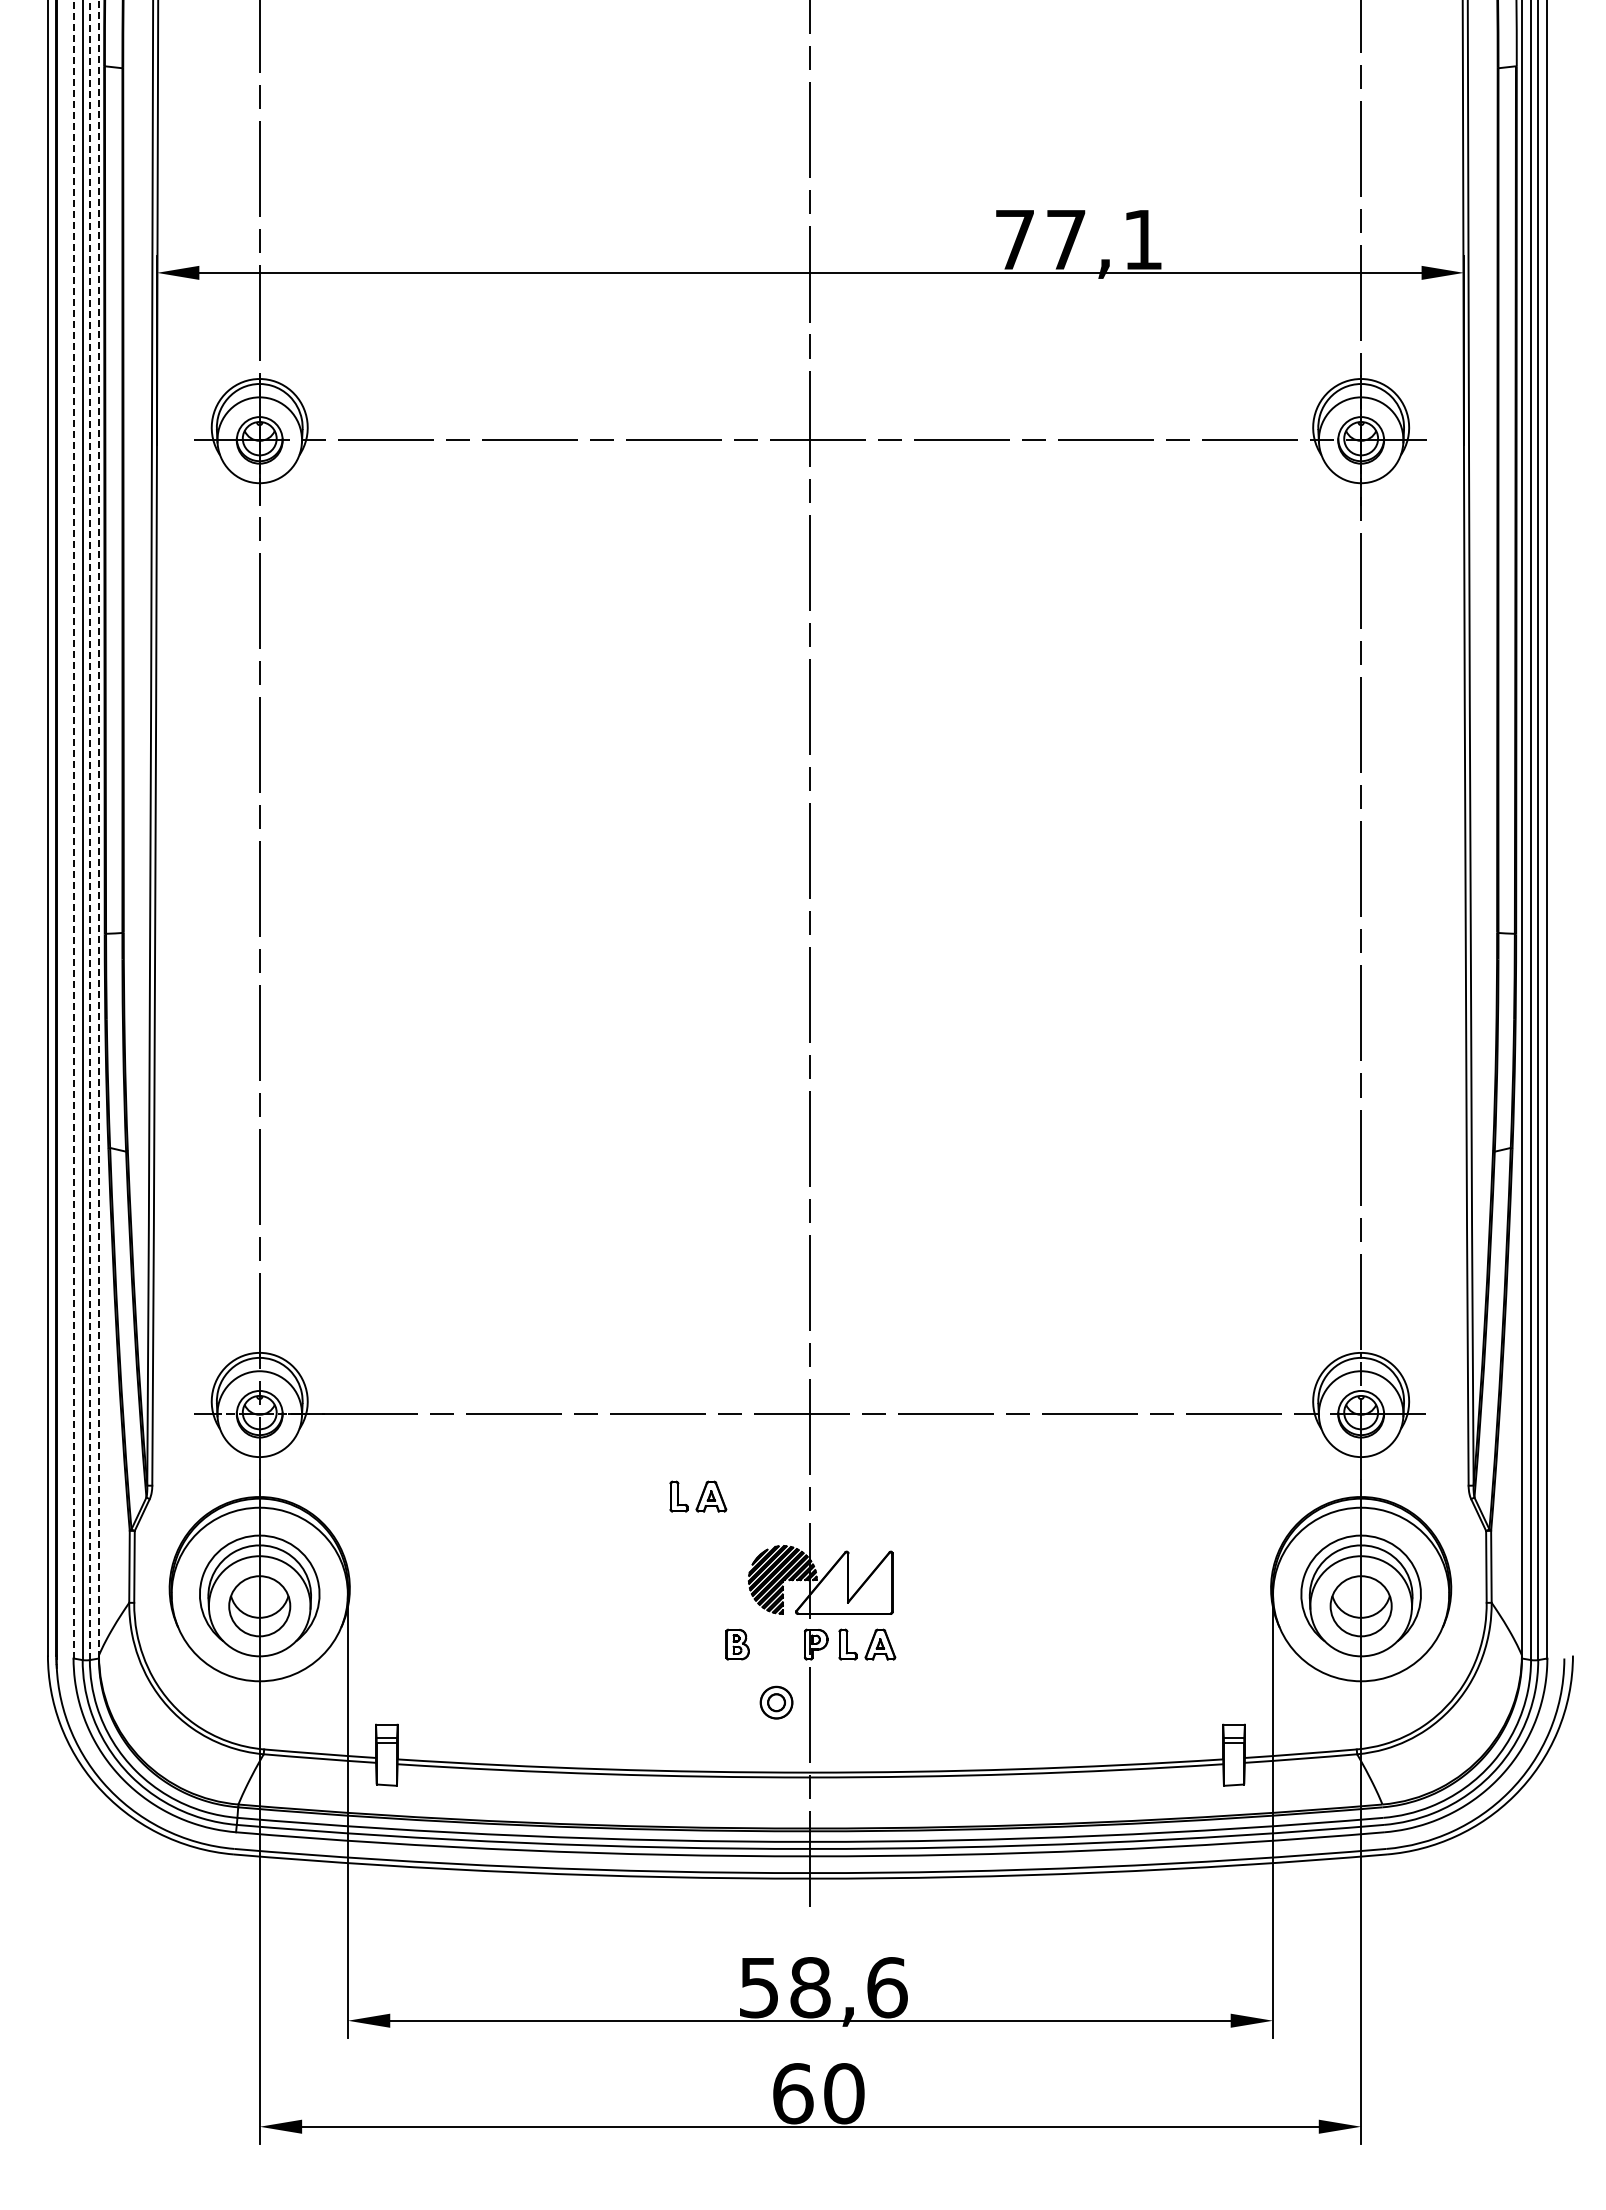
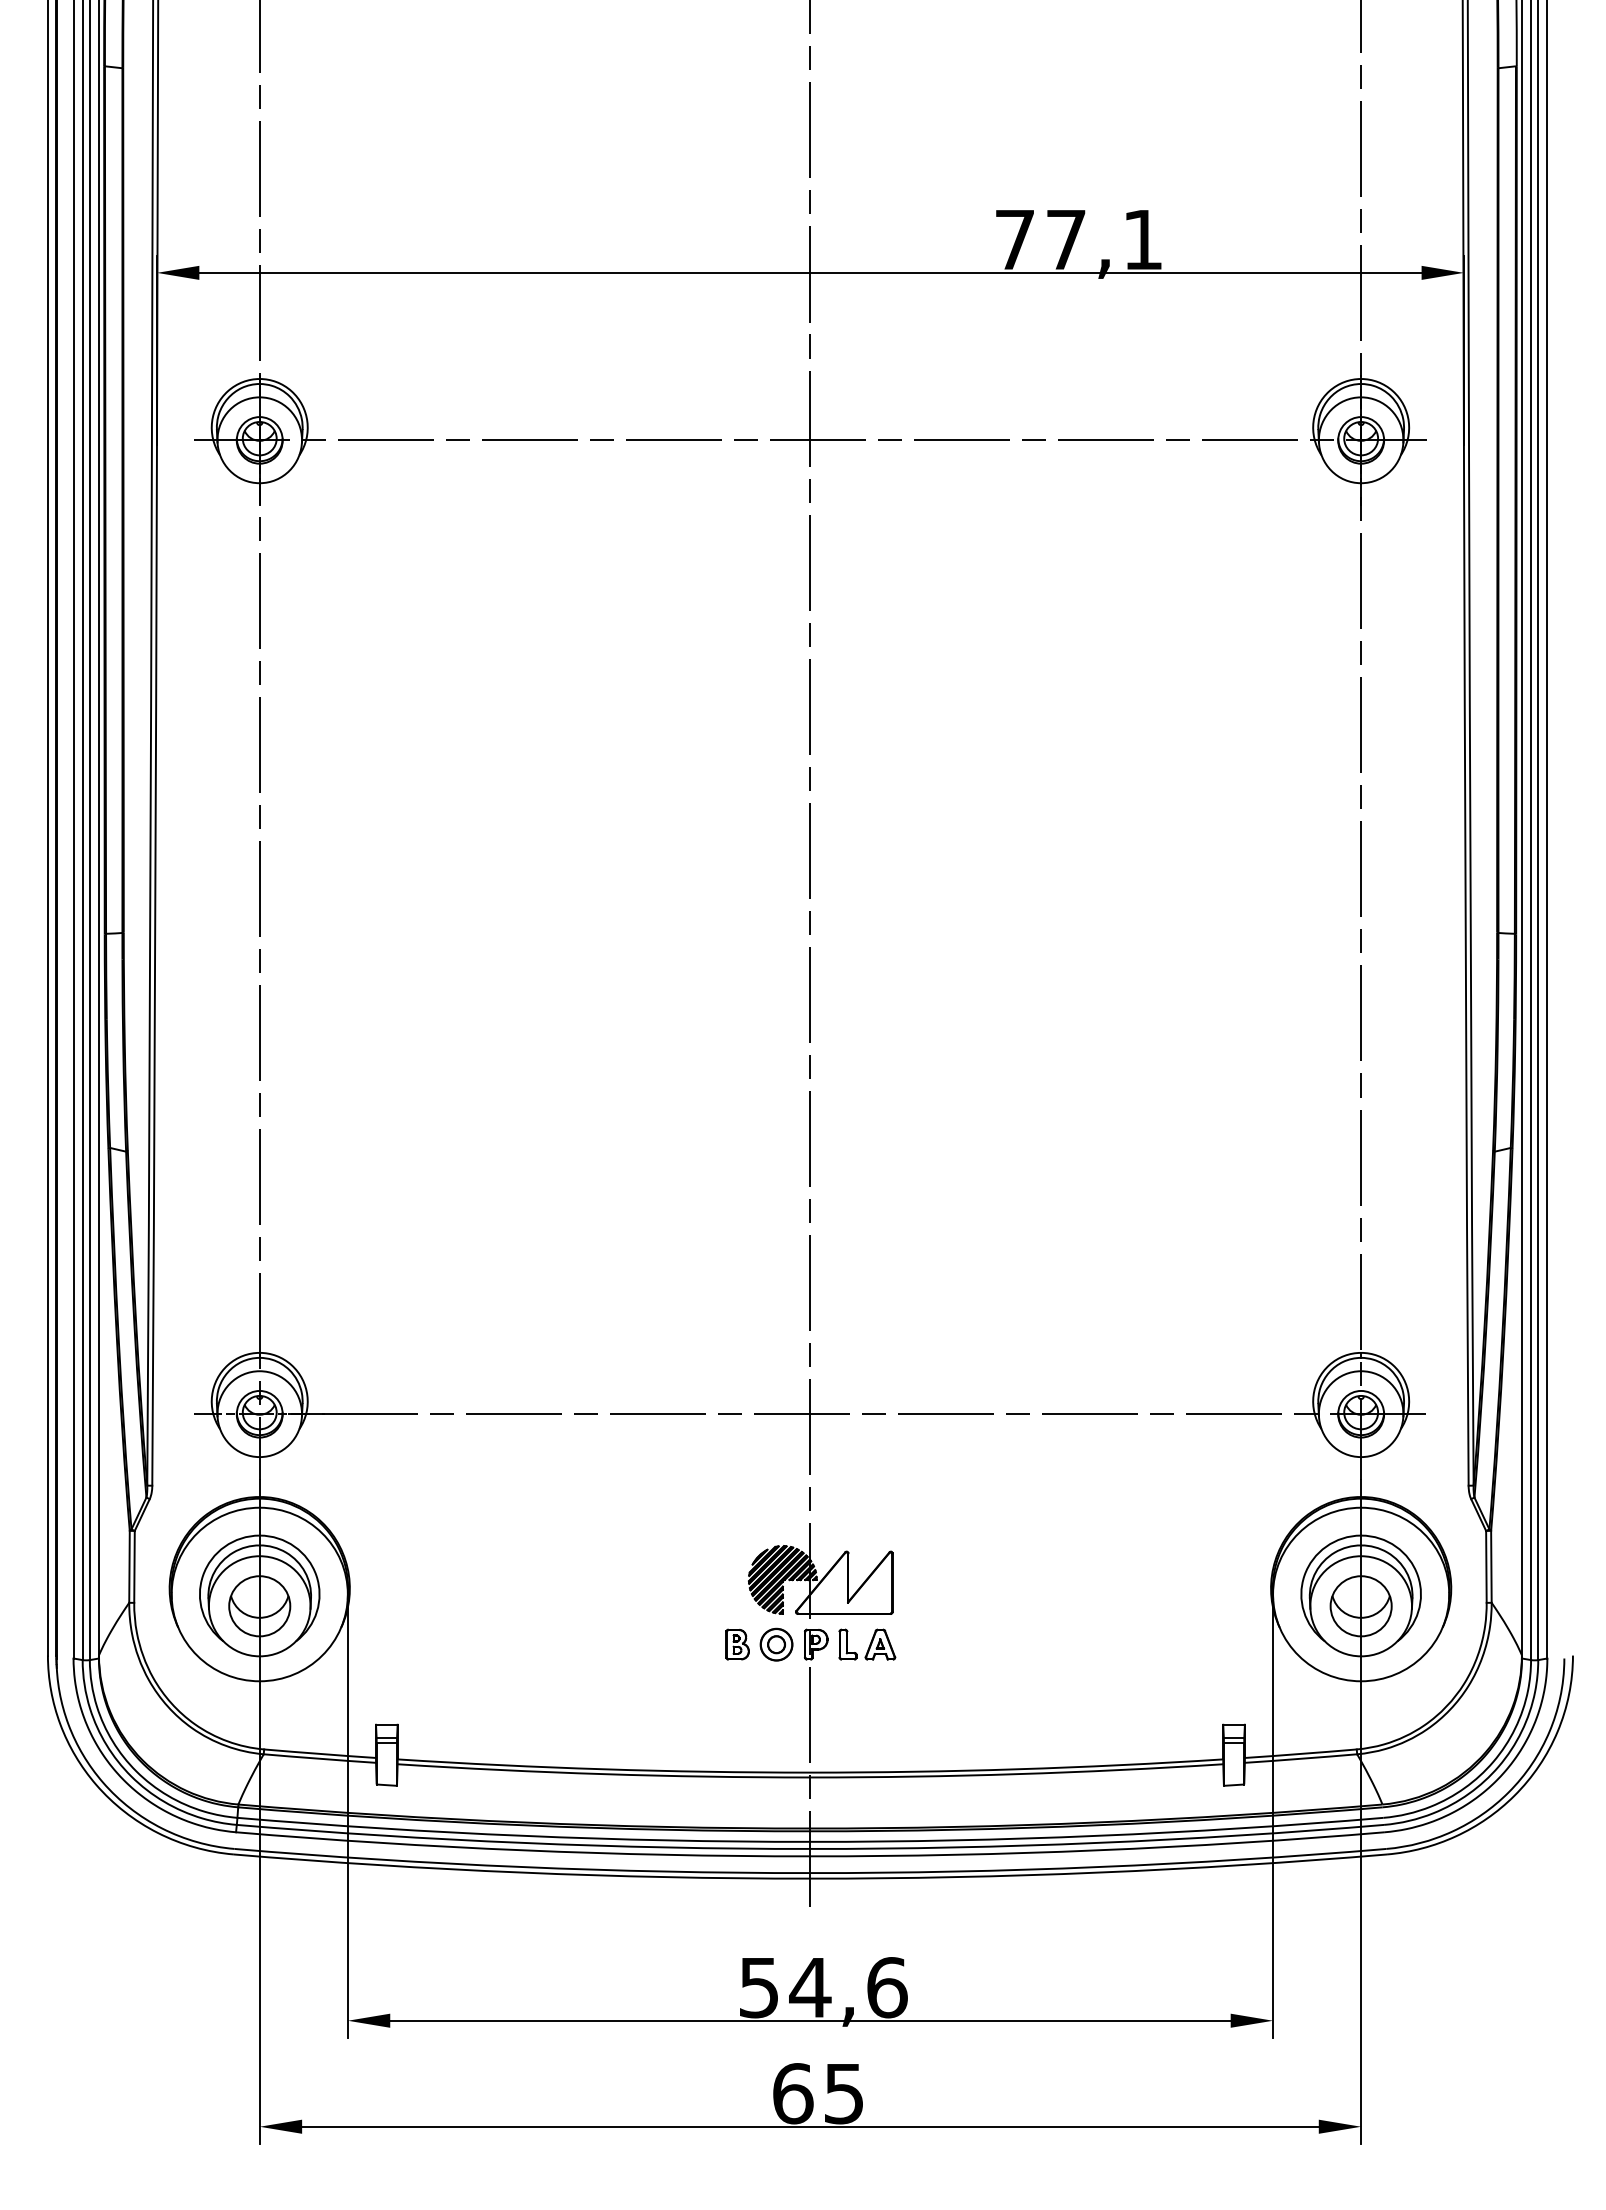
line: dashed -> solid (73, 829)
line: dashed -> solid (98, 829)
line: dashed -> solid (89, 830)
part: present -> none (698, 1496)
part position: (776, 1702) -> (776, 1644) (776, 1644)
text: 58,6 -> 54,6 (810, 1987)
text: 60 -> 65 (844, 2093)
